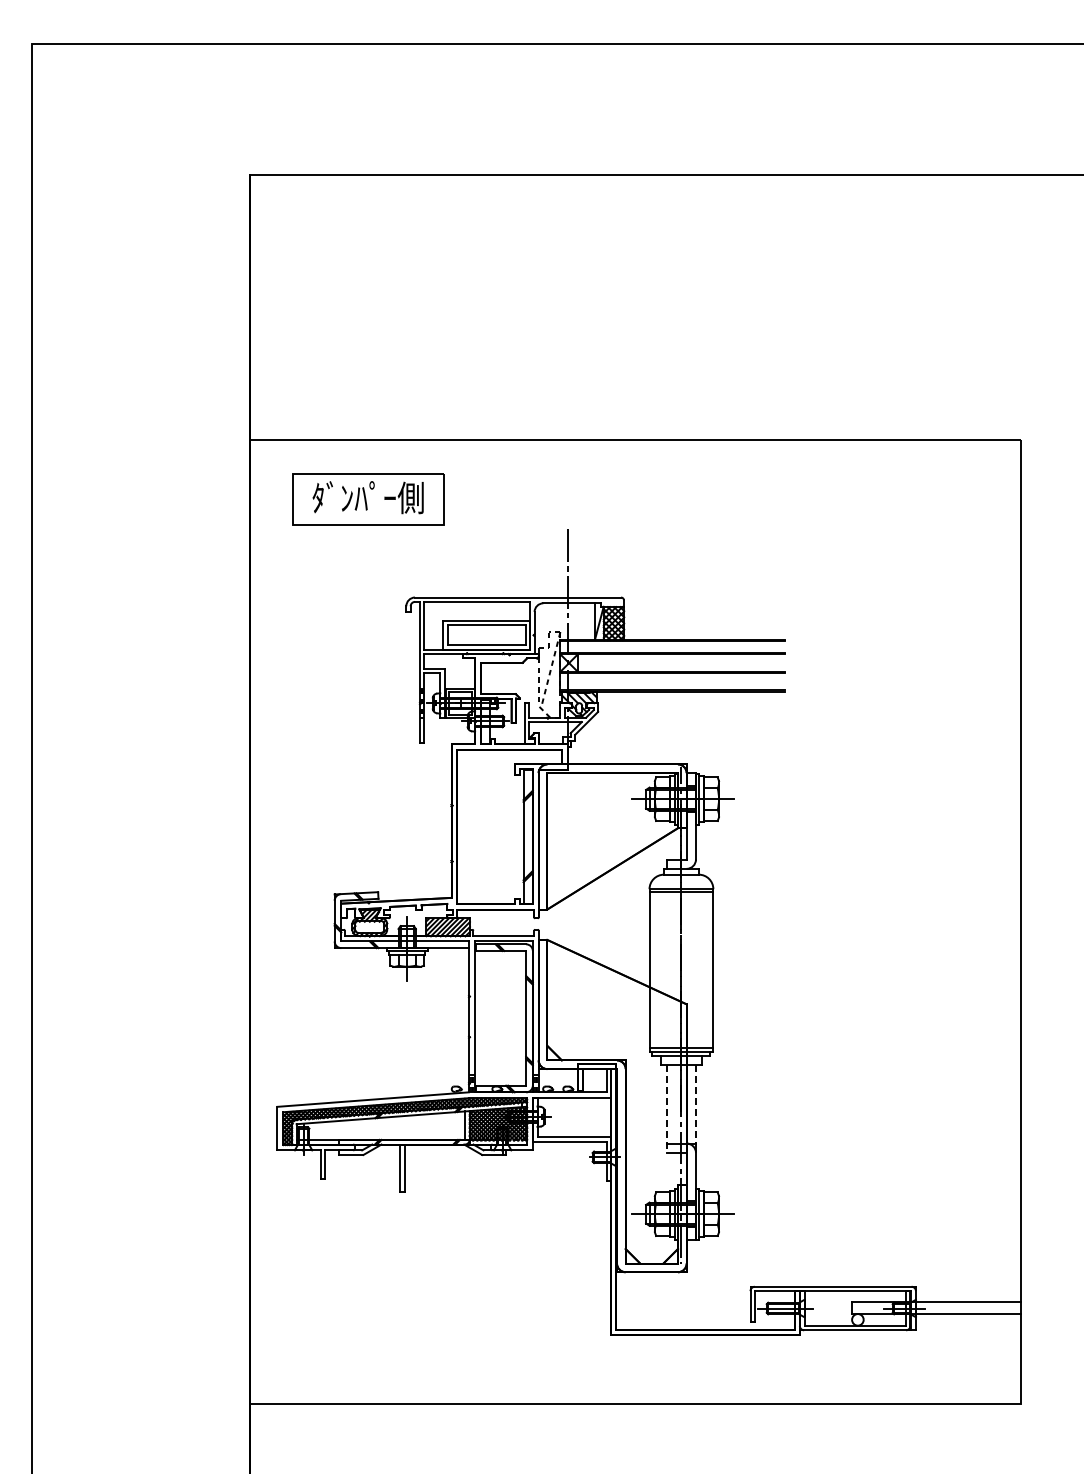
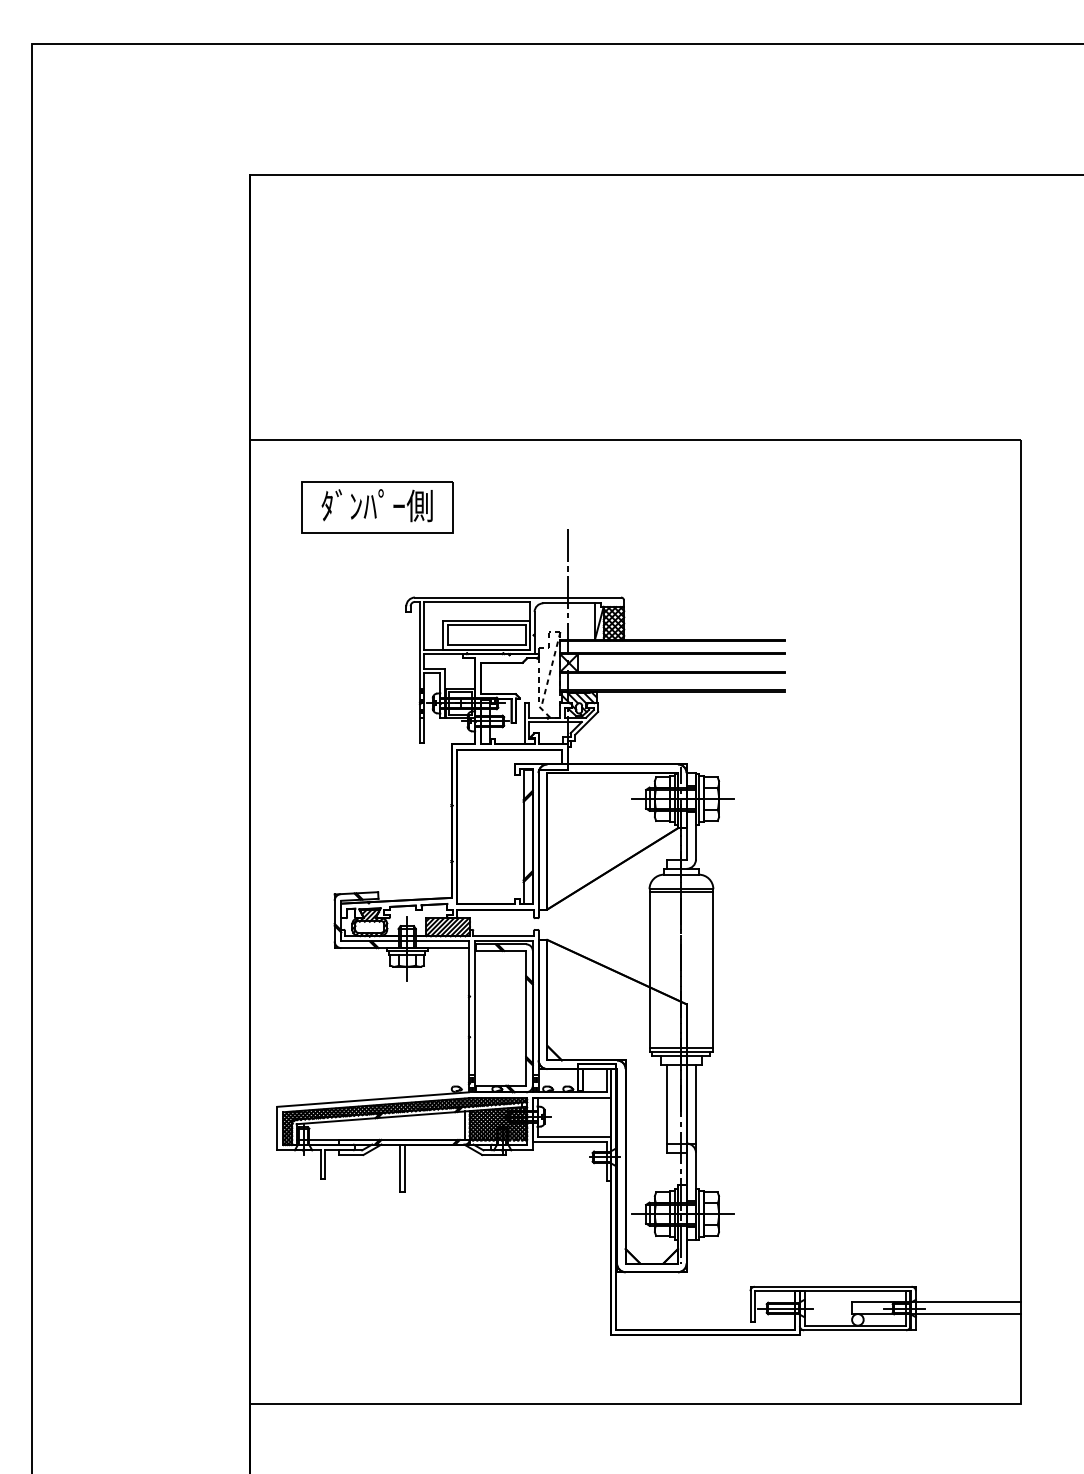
part position: (368, 499) -> (377, 507) (377, 507)
line: dashed -> solid (695, 1104)
line: dashed -> solid (666, 1108)
